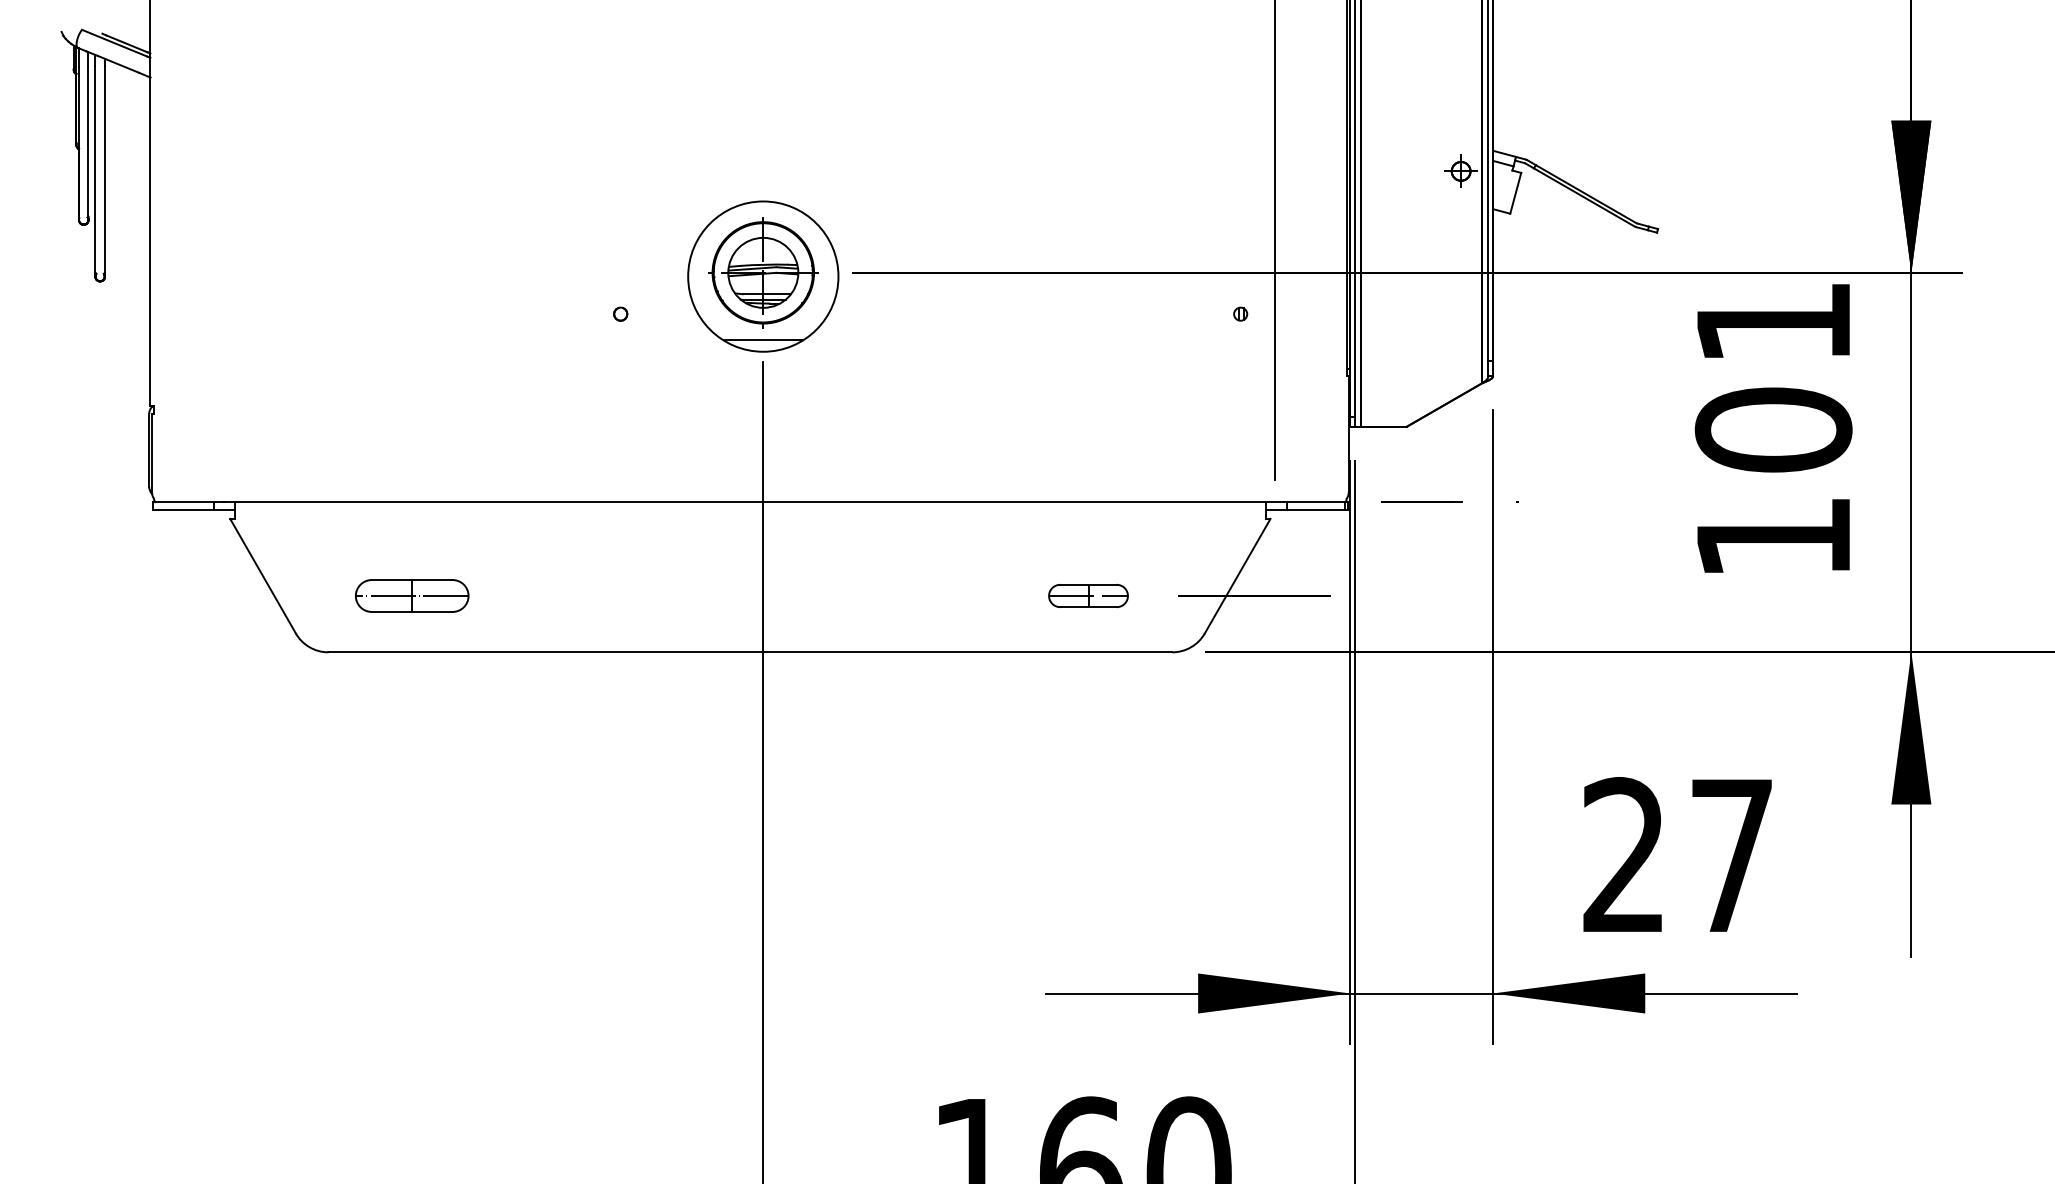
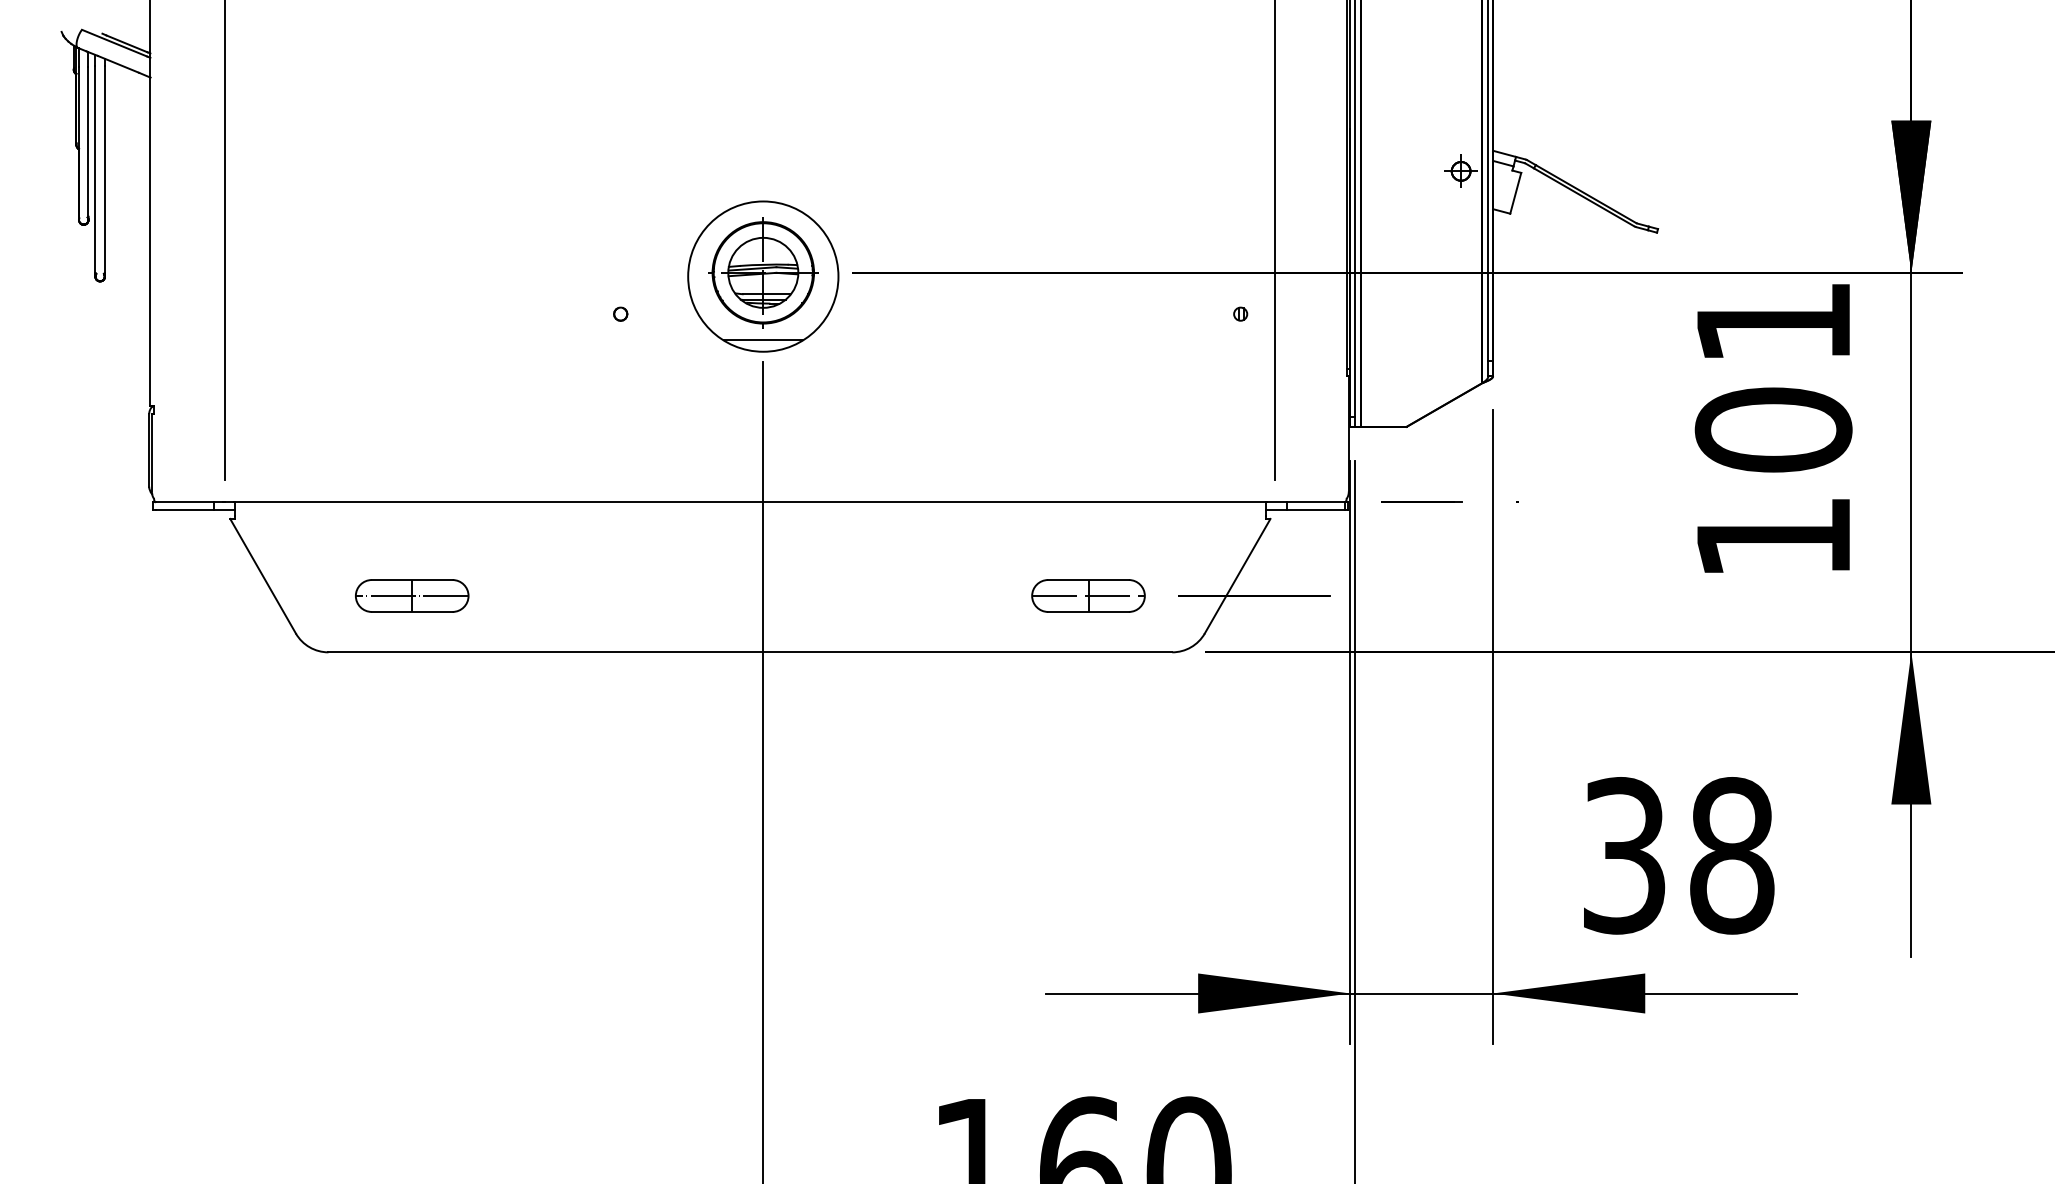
line: none -> present (225, 241)
part size: 81x25 px -> 115x34 px (1088, 595)
text: 27 -> 38 (1678, 855)
